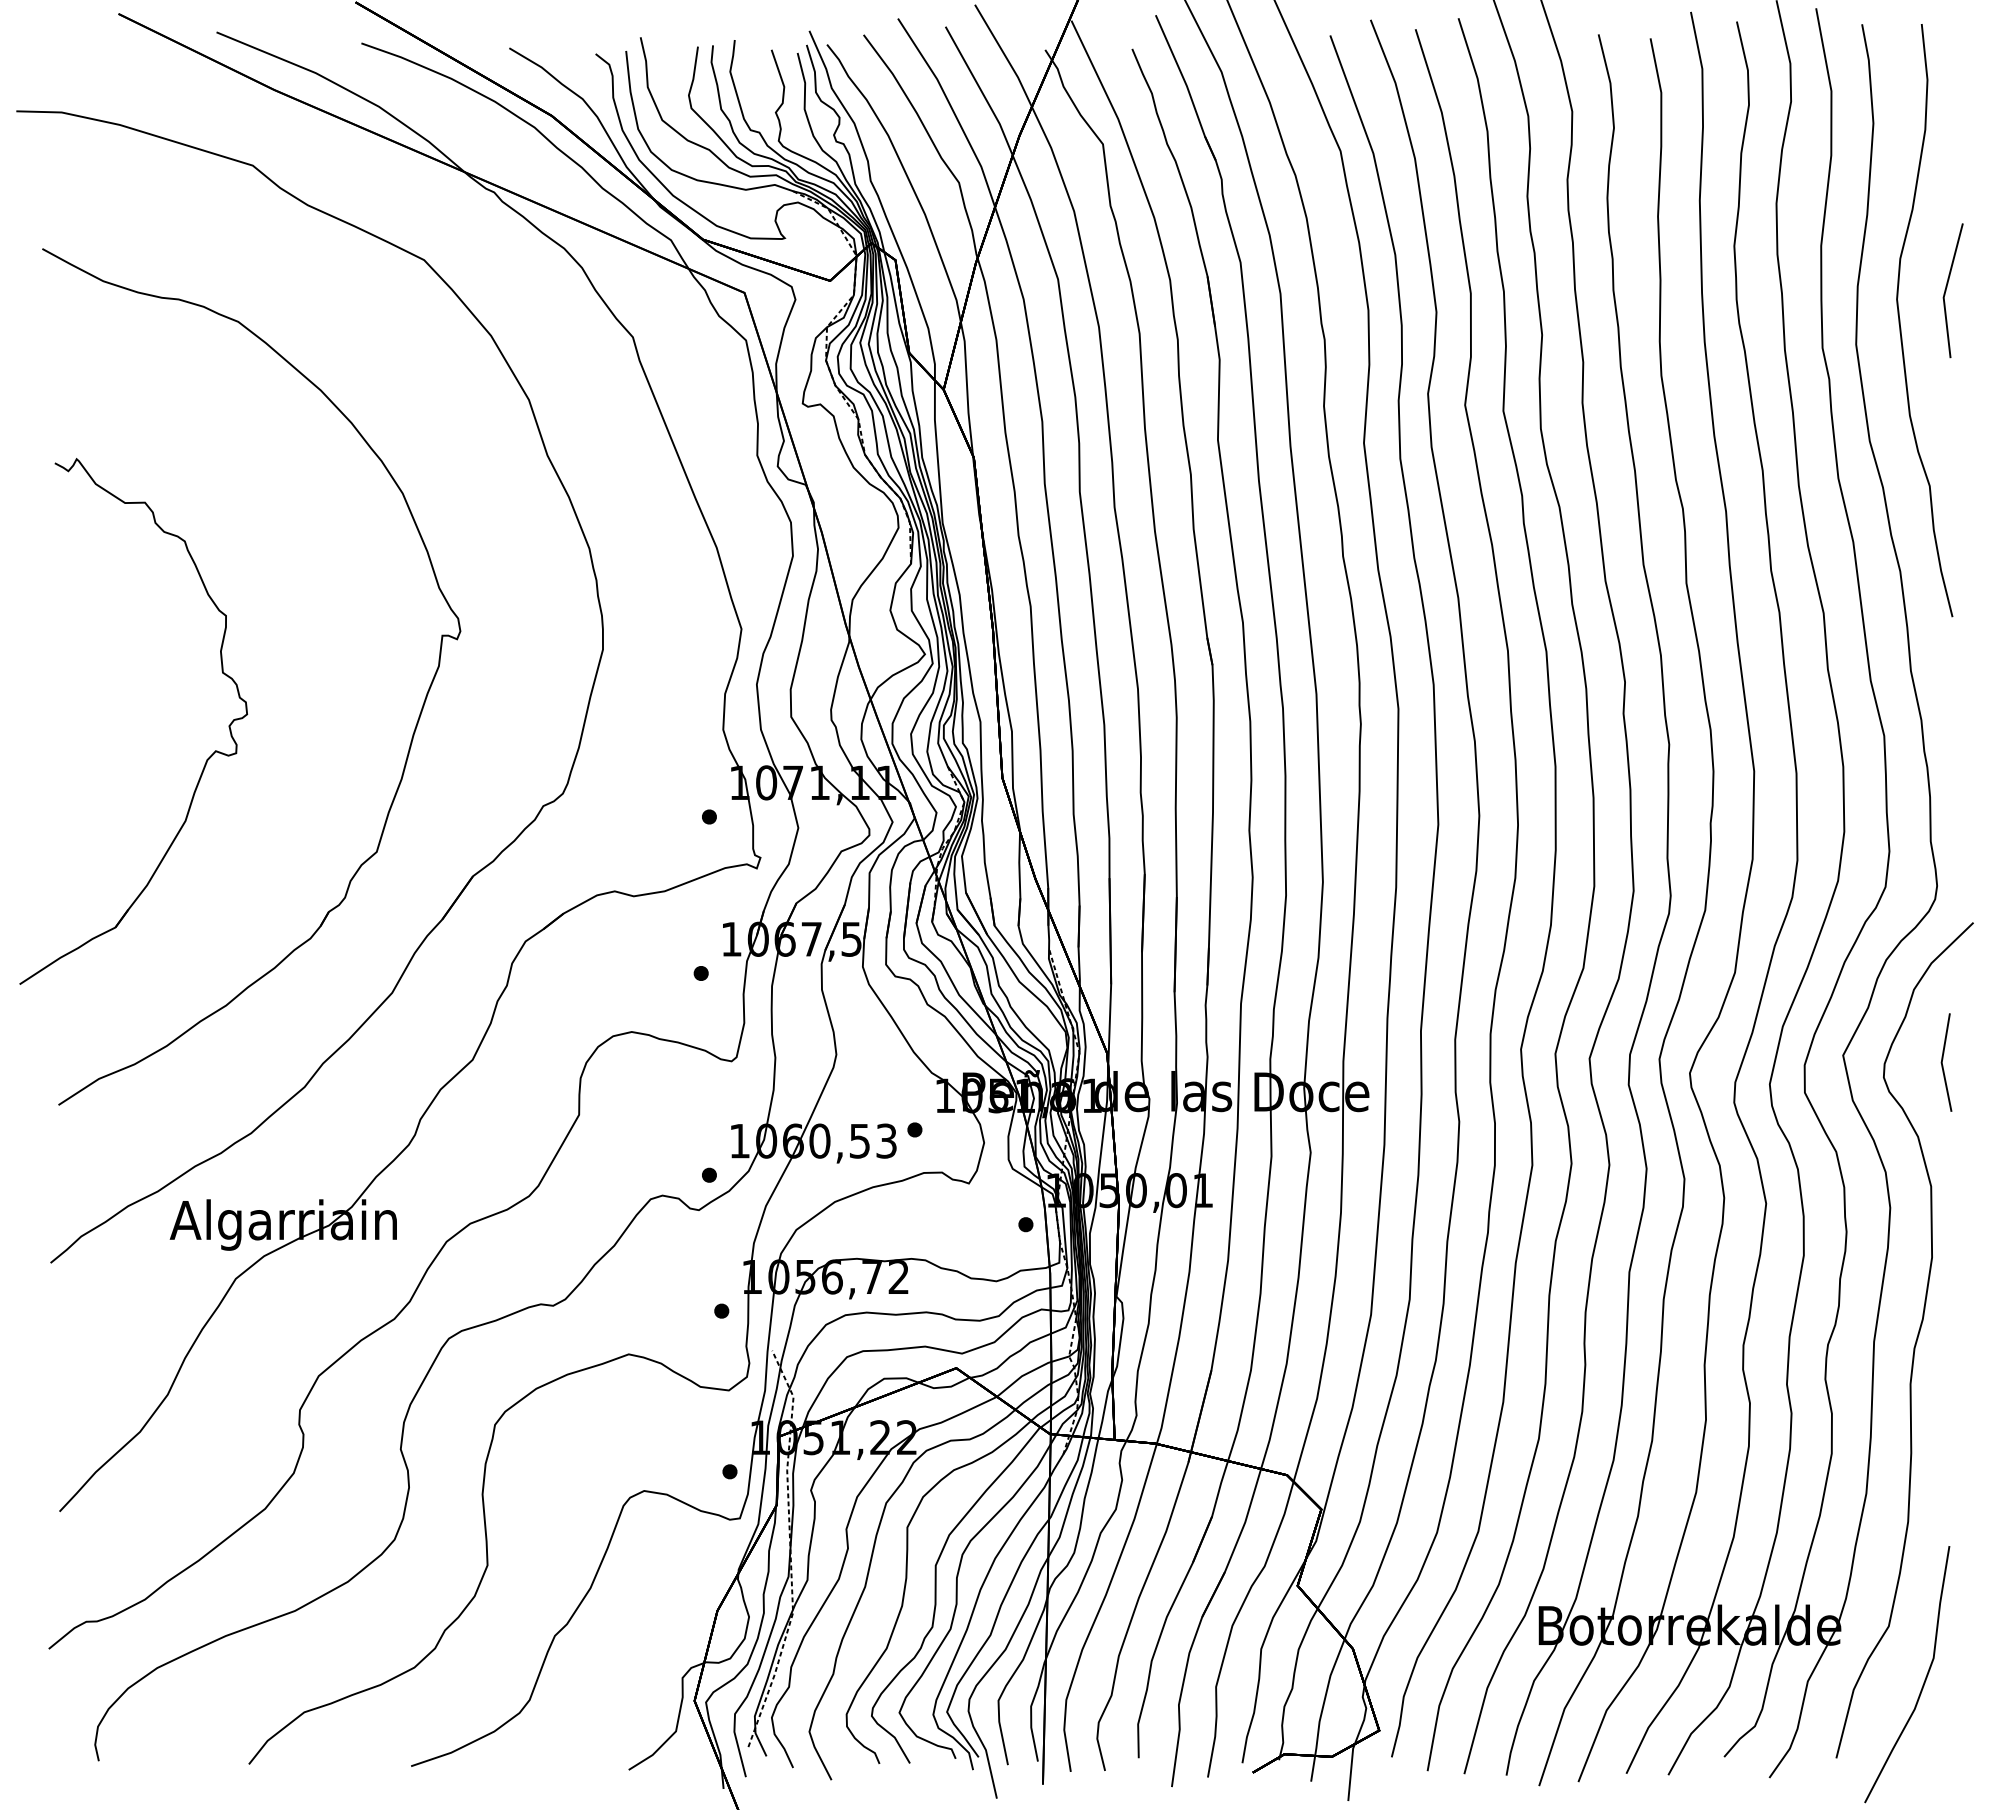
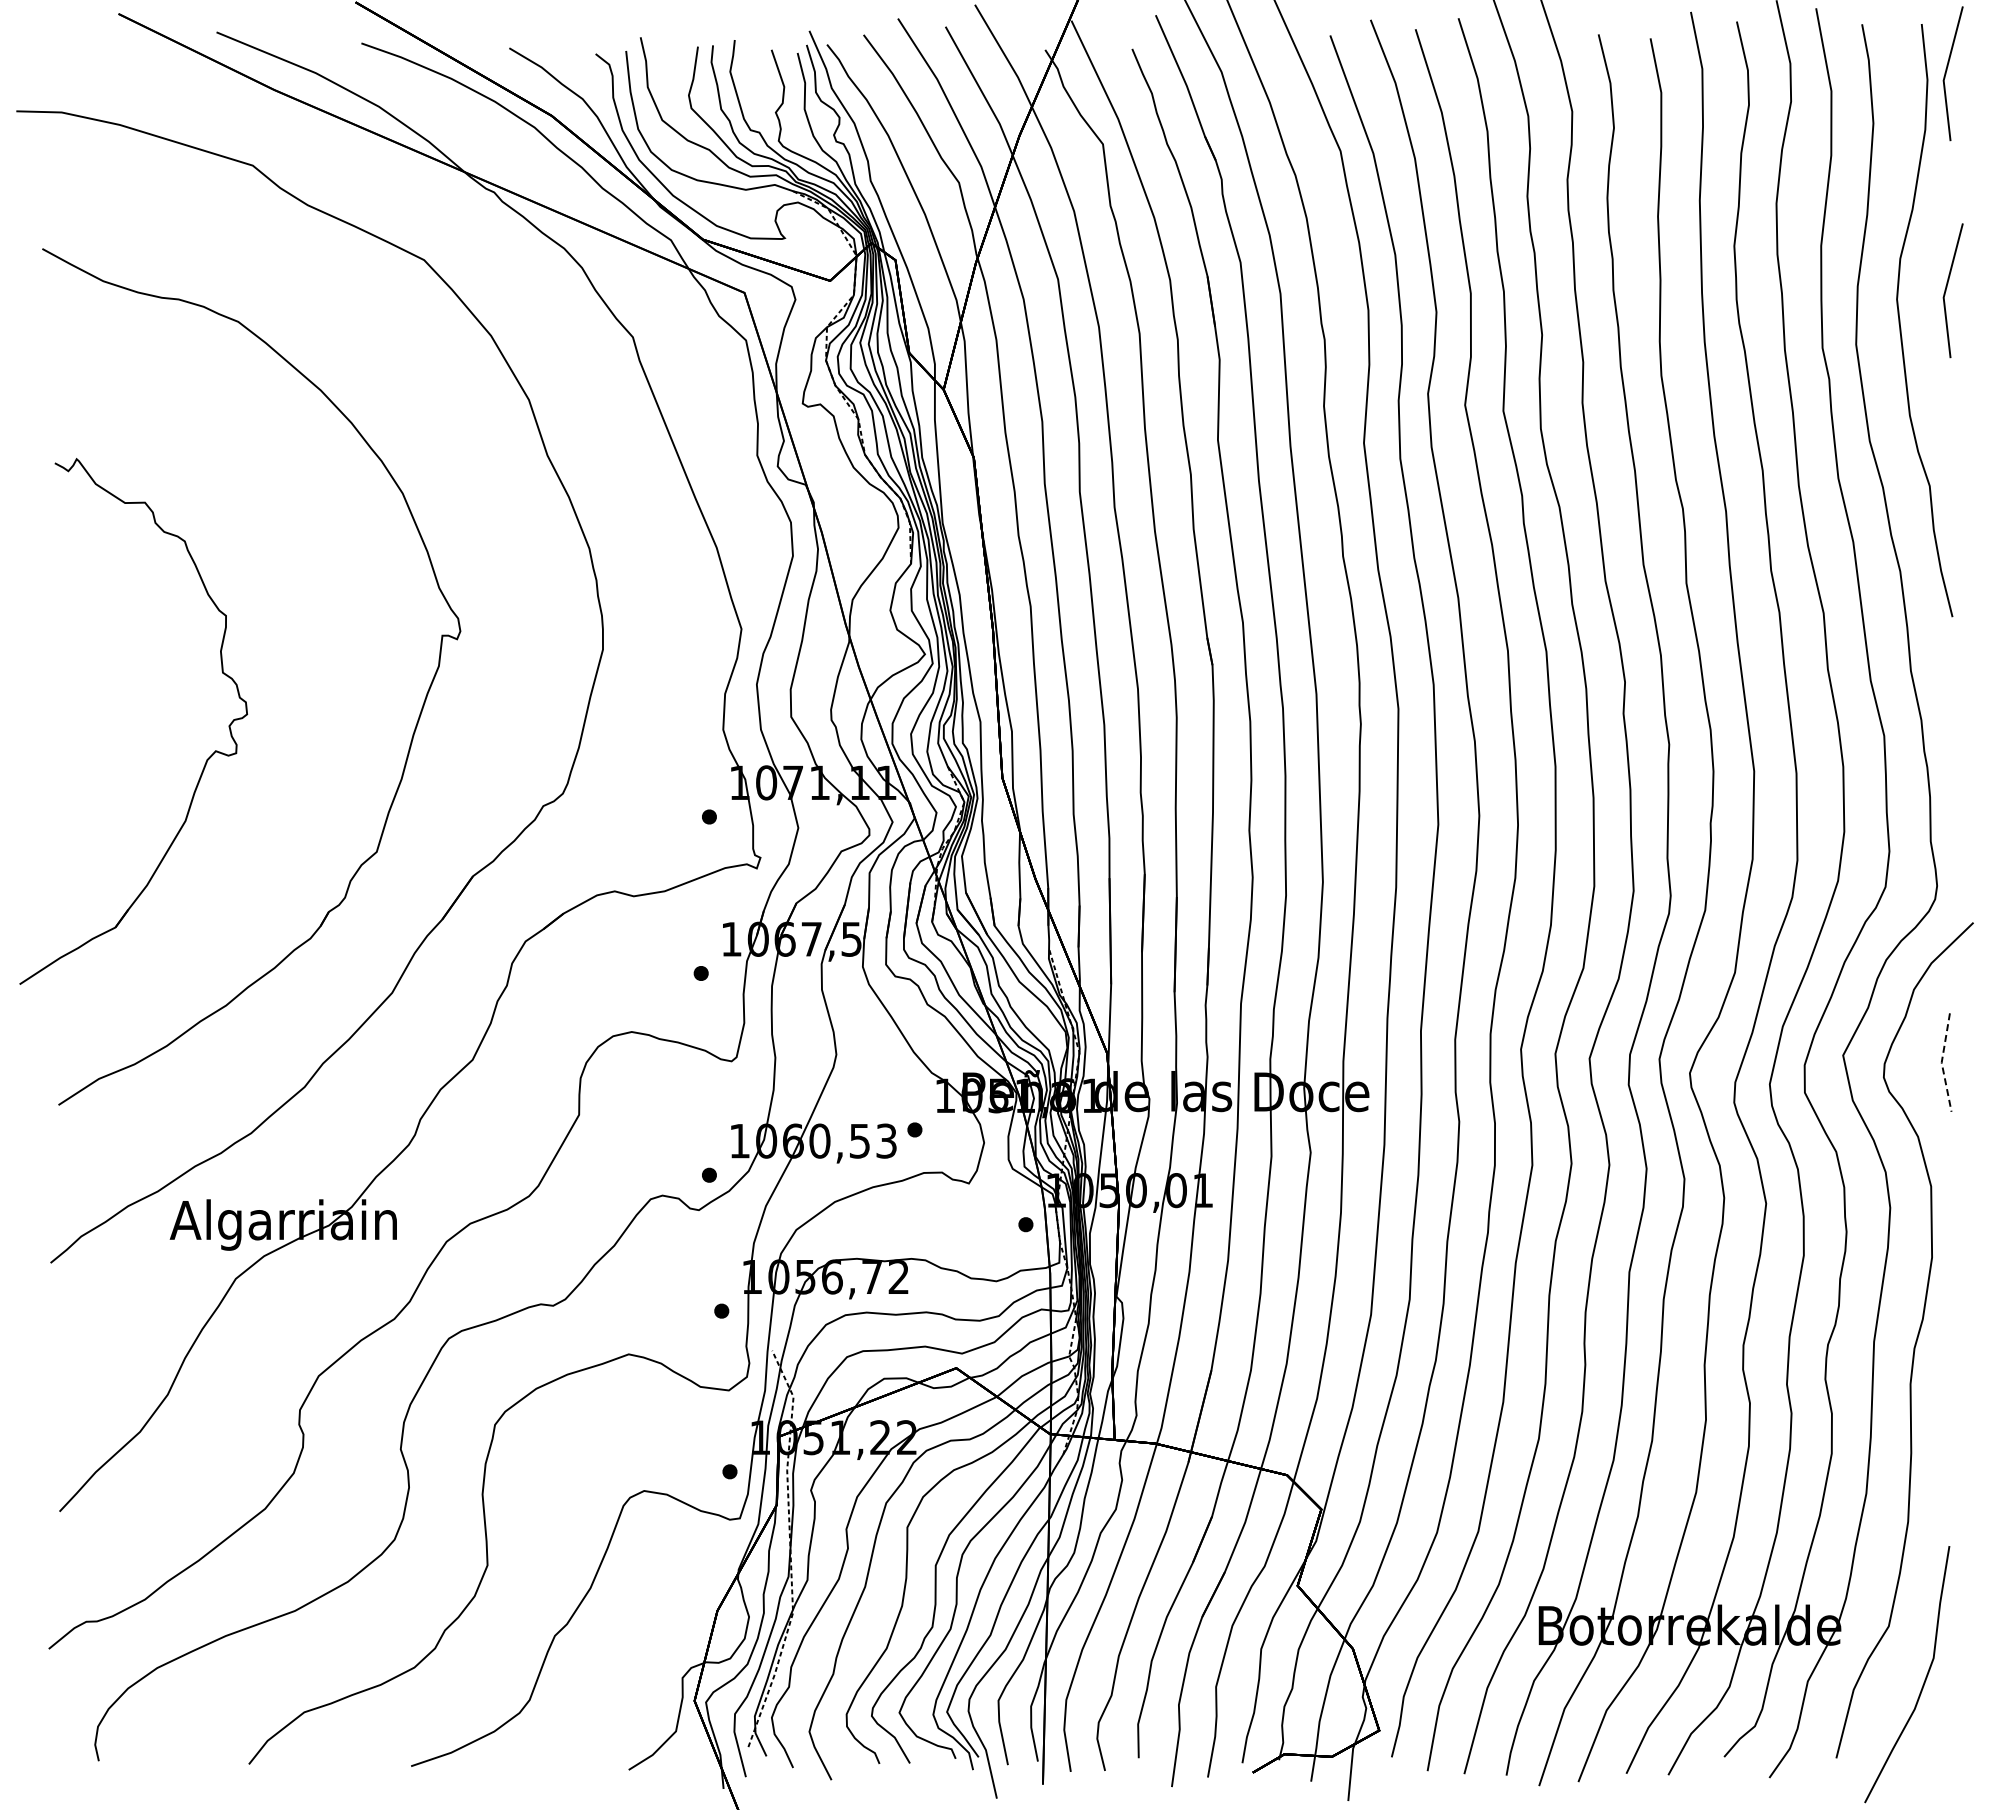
line: none -> present (1947, 70)
line: solid -> dashed (1941, 1062)
